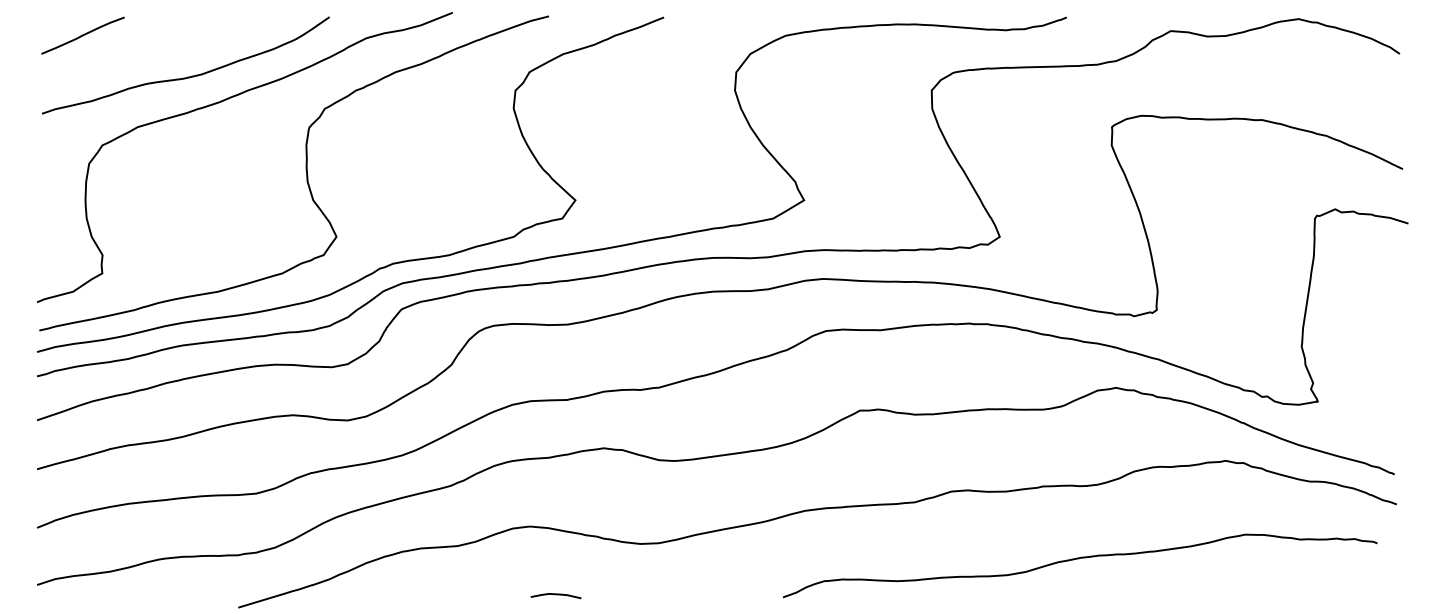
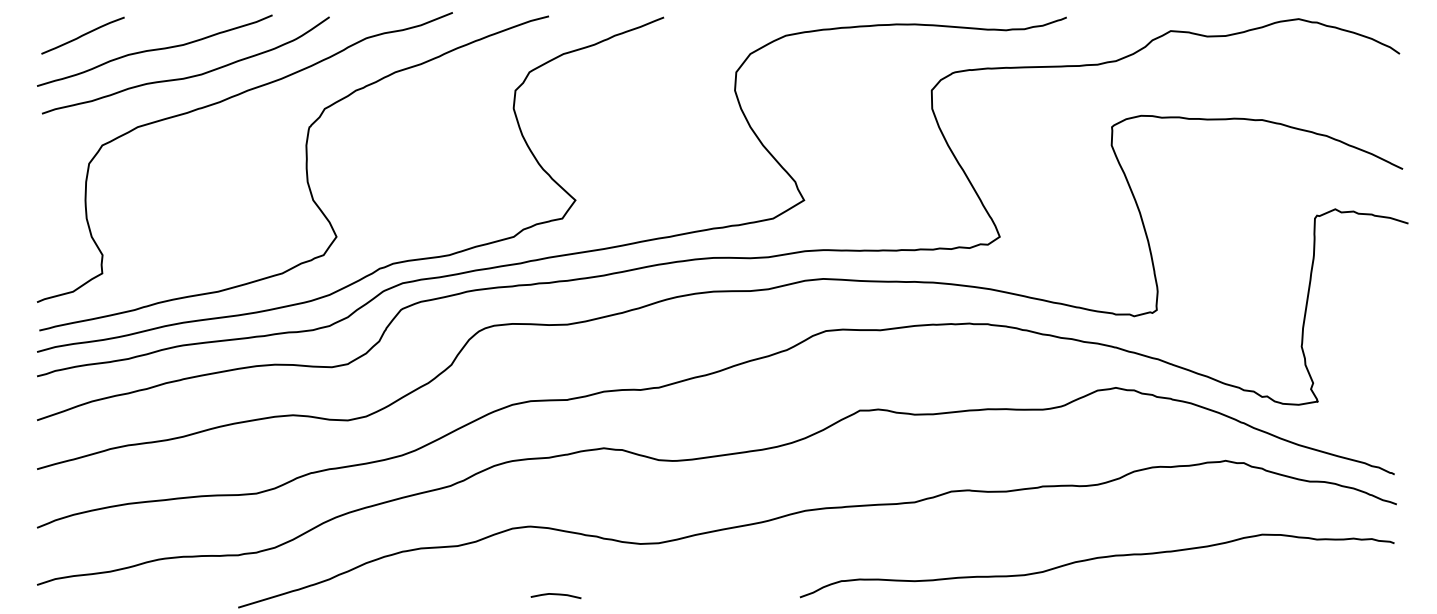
curve: none -> present (154, 50)
curve position: (1078, 559) -> (1095, 559) (1095, 559)
